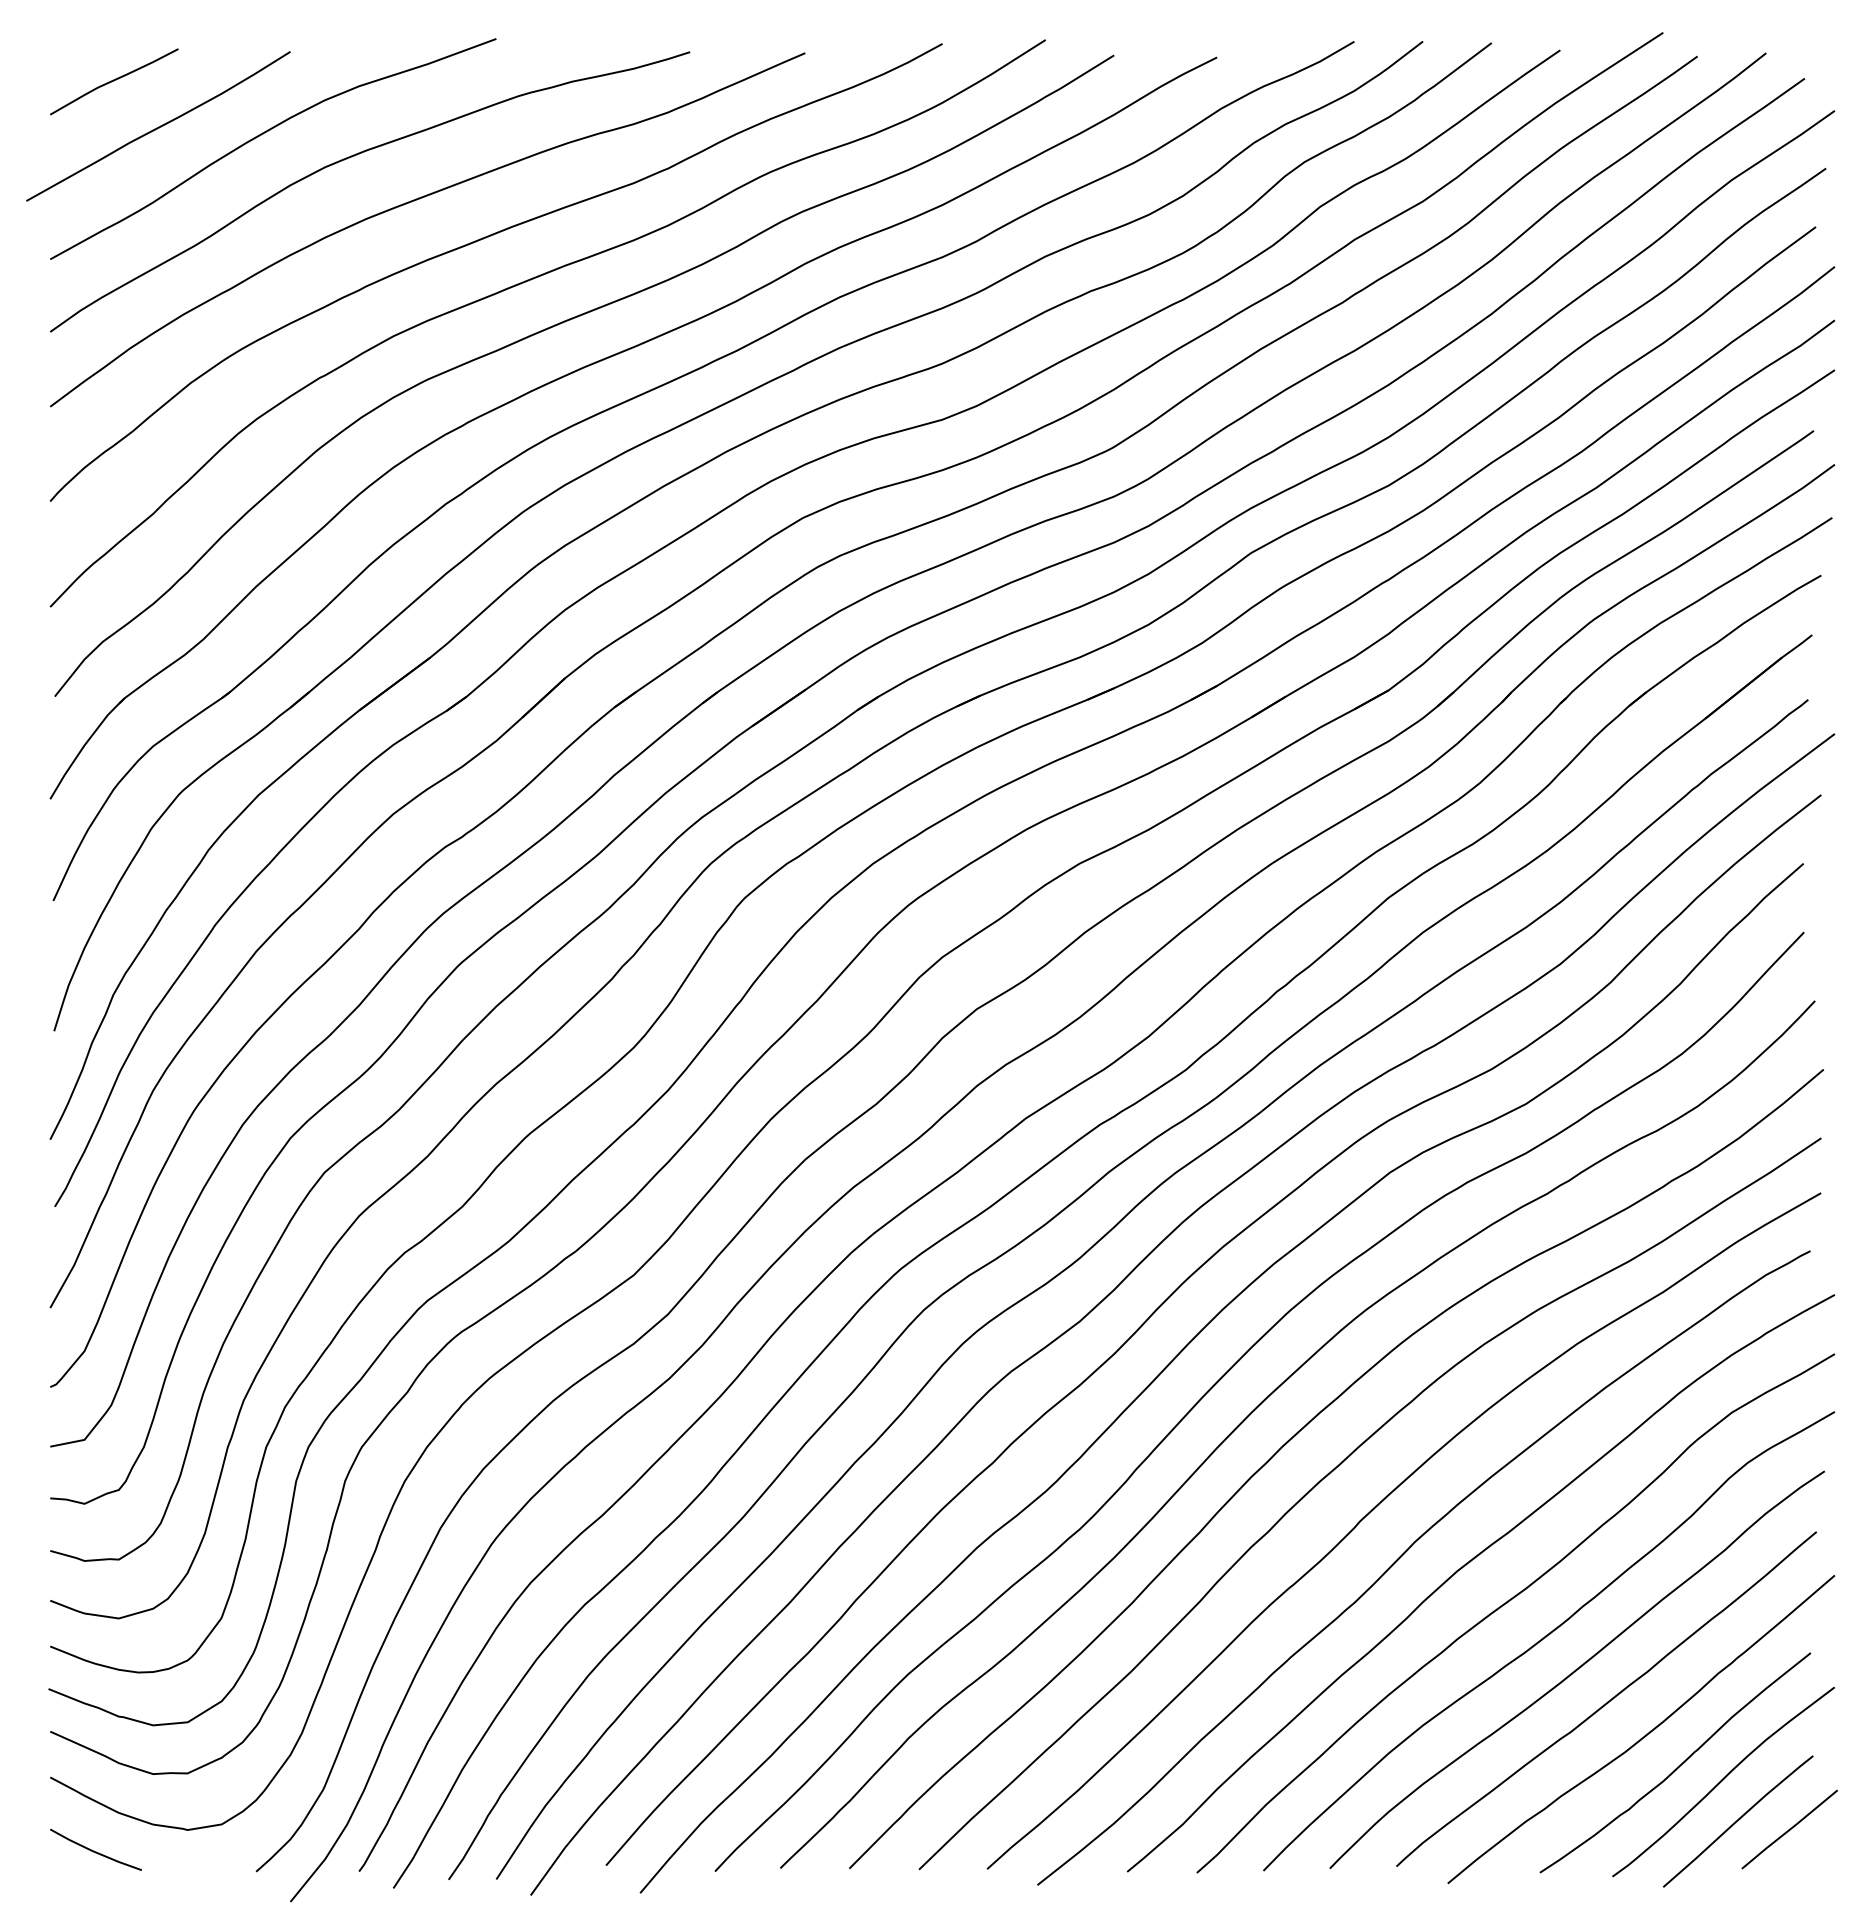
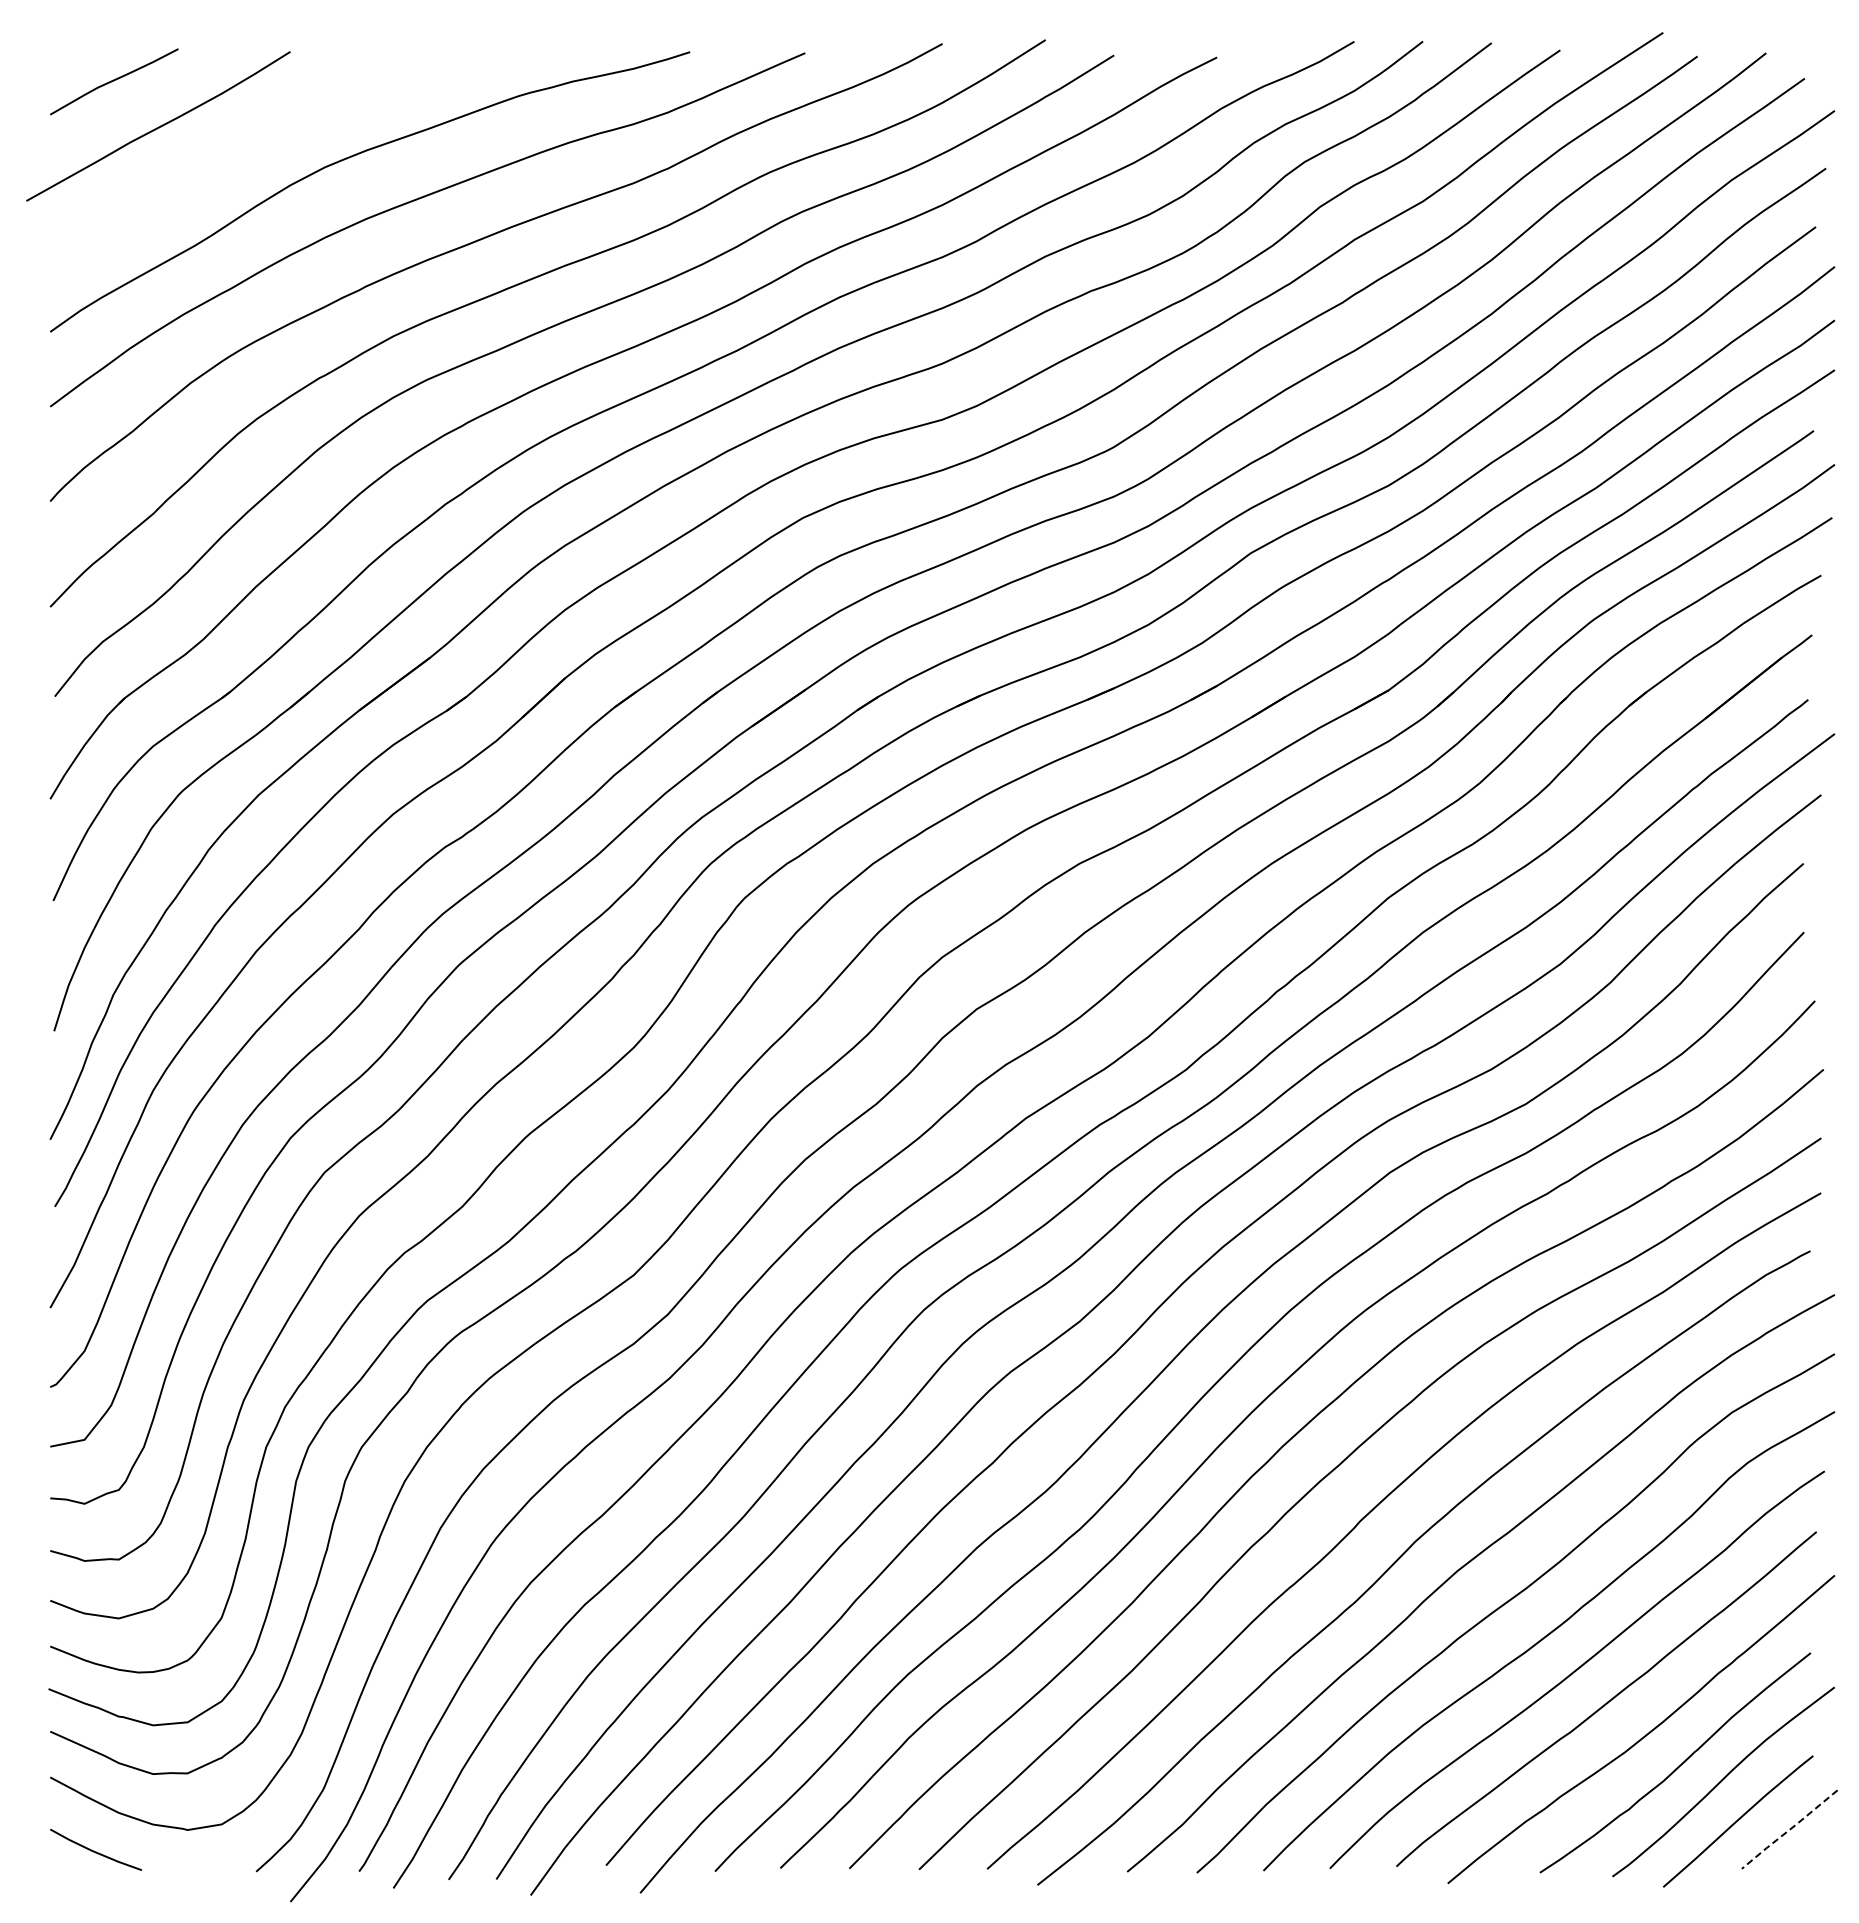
curve: present -> none (265, 133)
line: solid -> dashed (1789, 1830)
